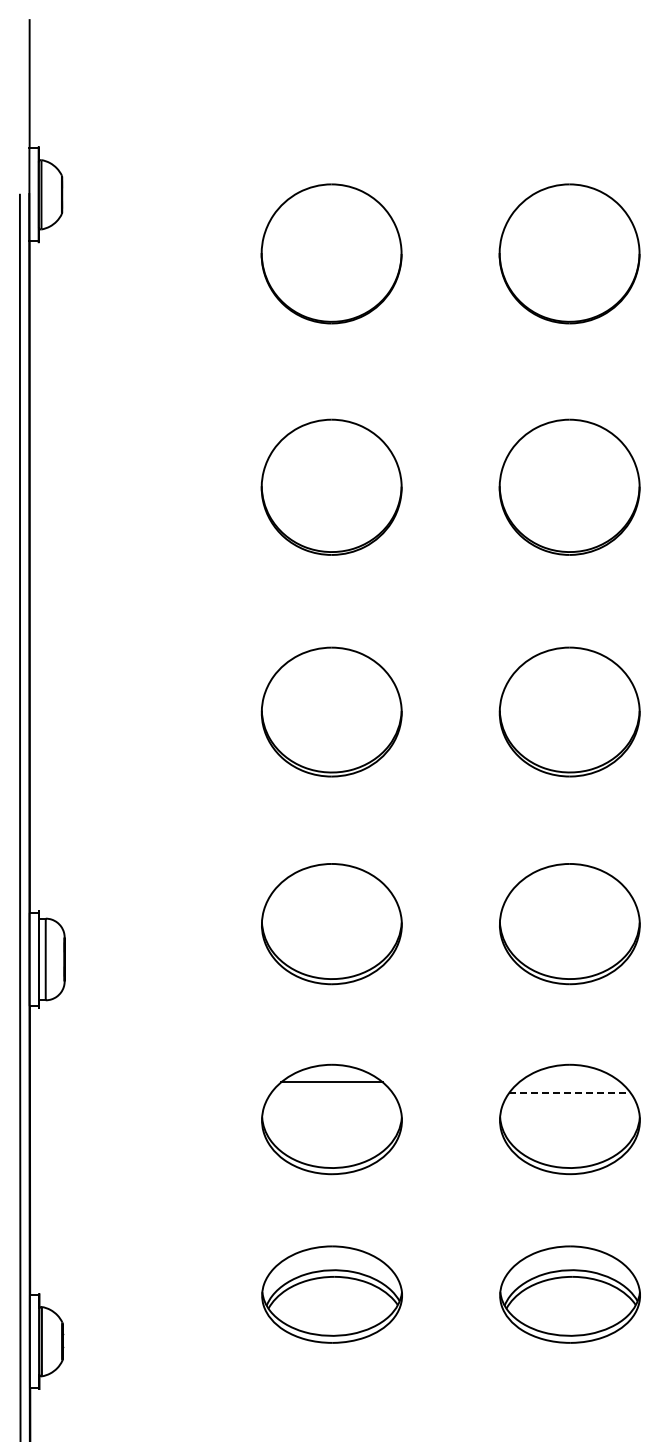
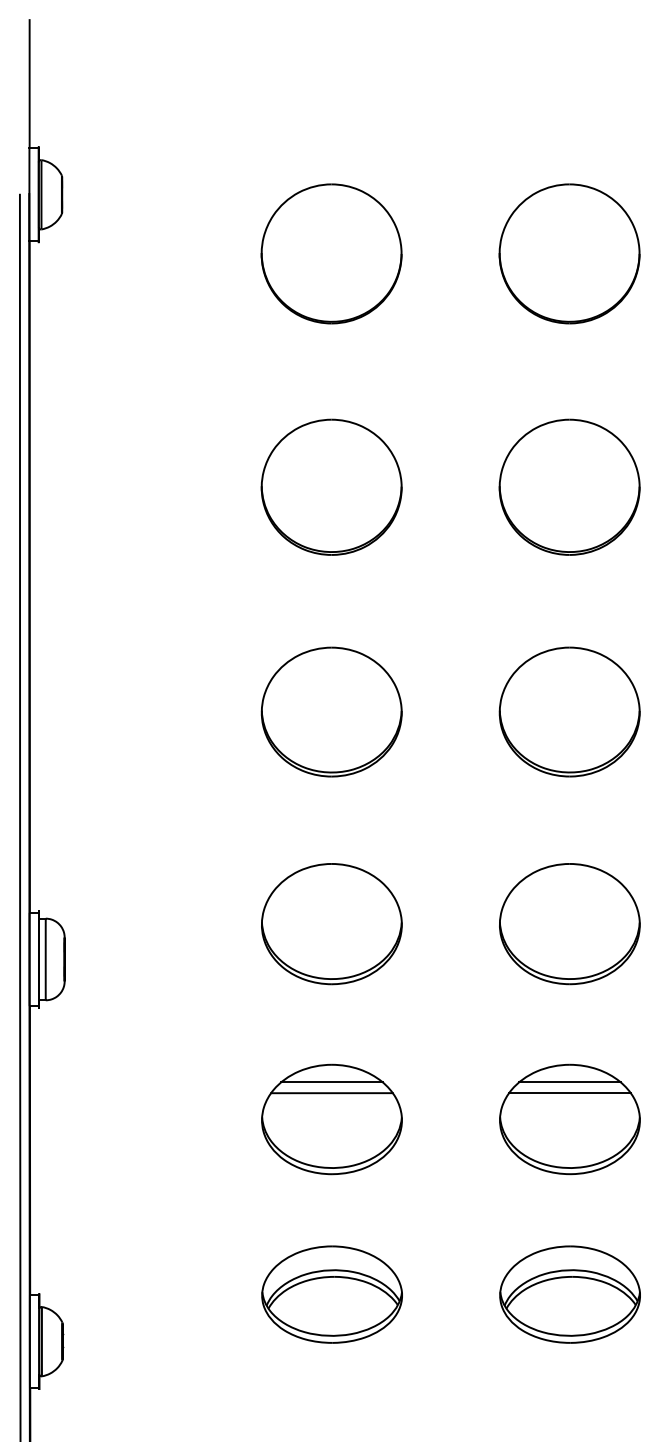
line: none -> present (569, 1082)
line: none -> present (331, 1093)
line: dashed -> solid (569, 1093)
